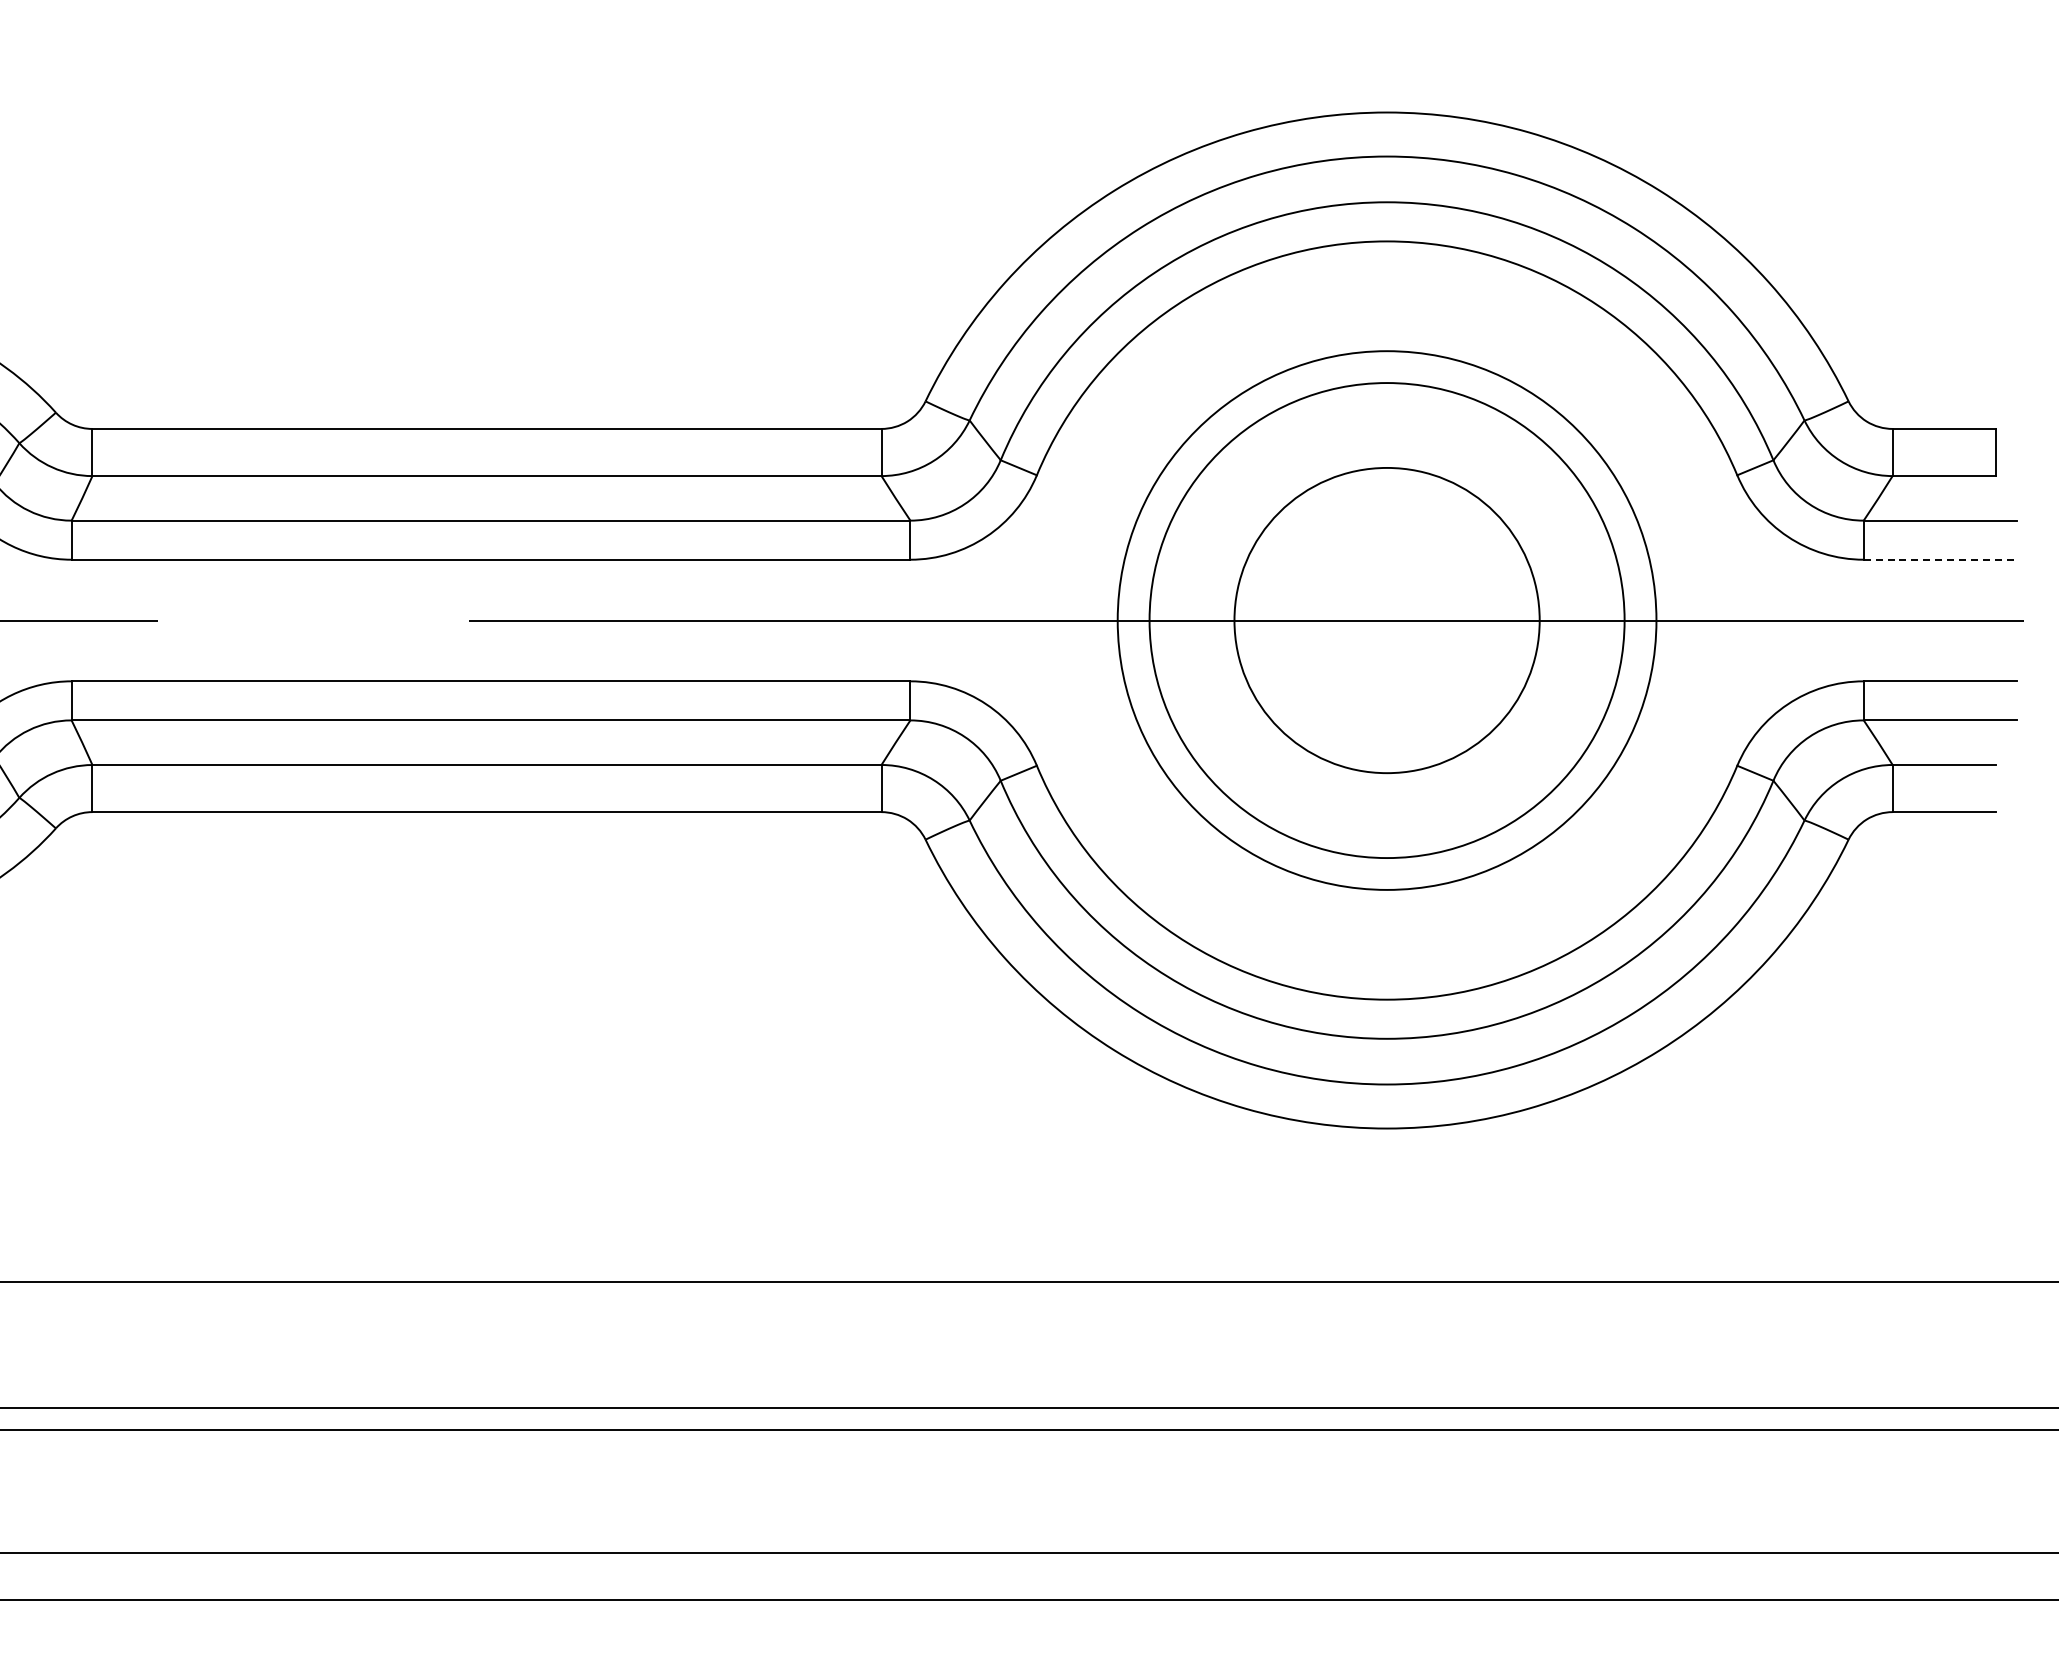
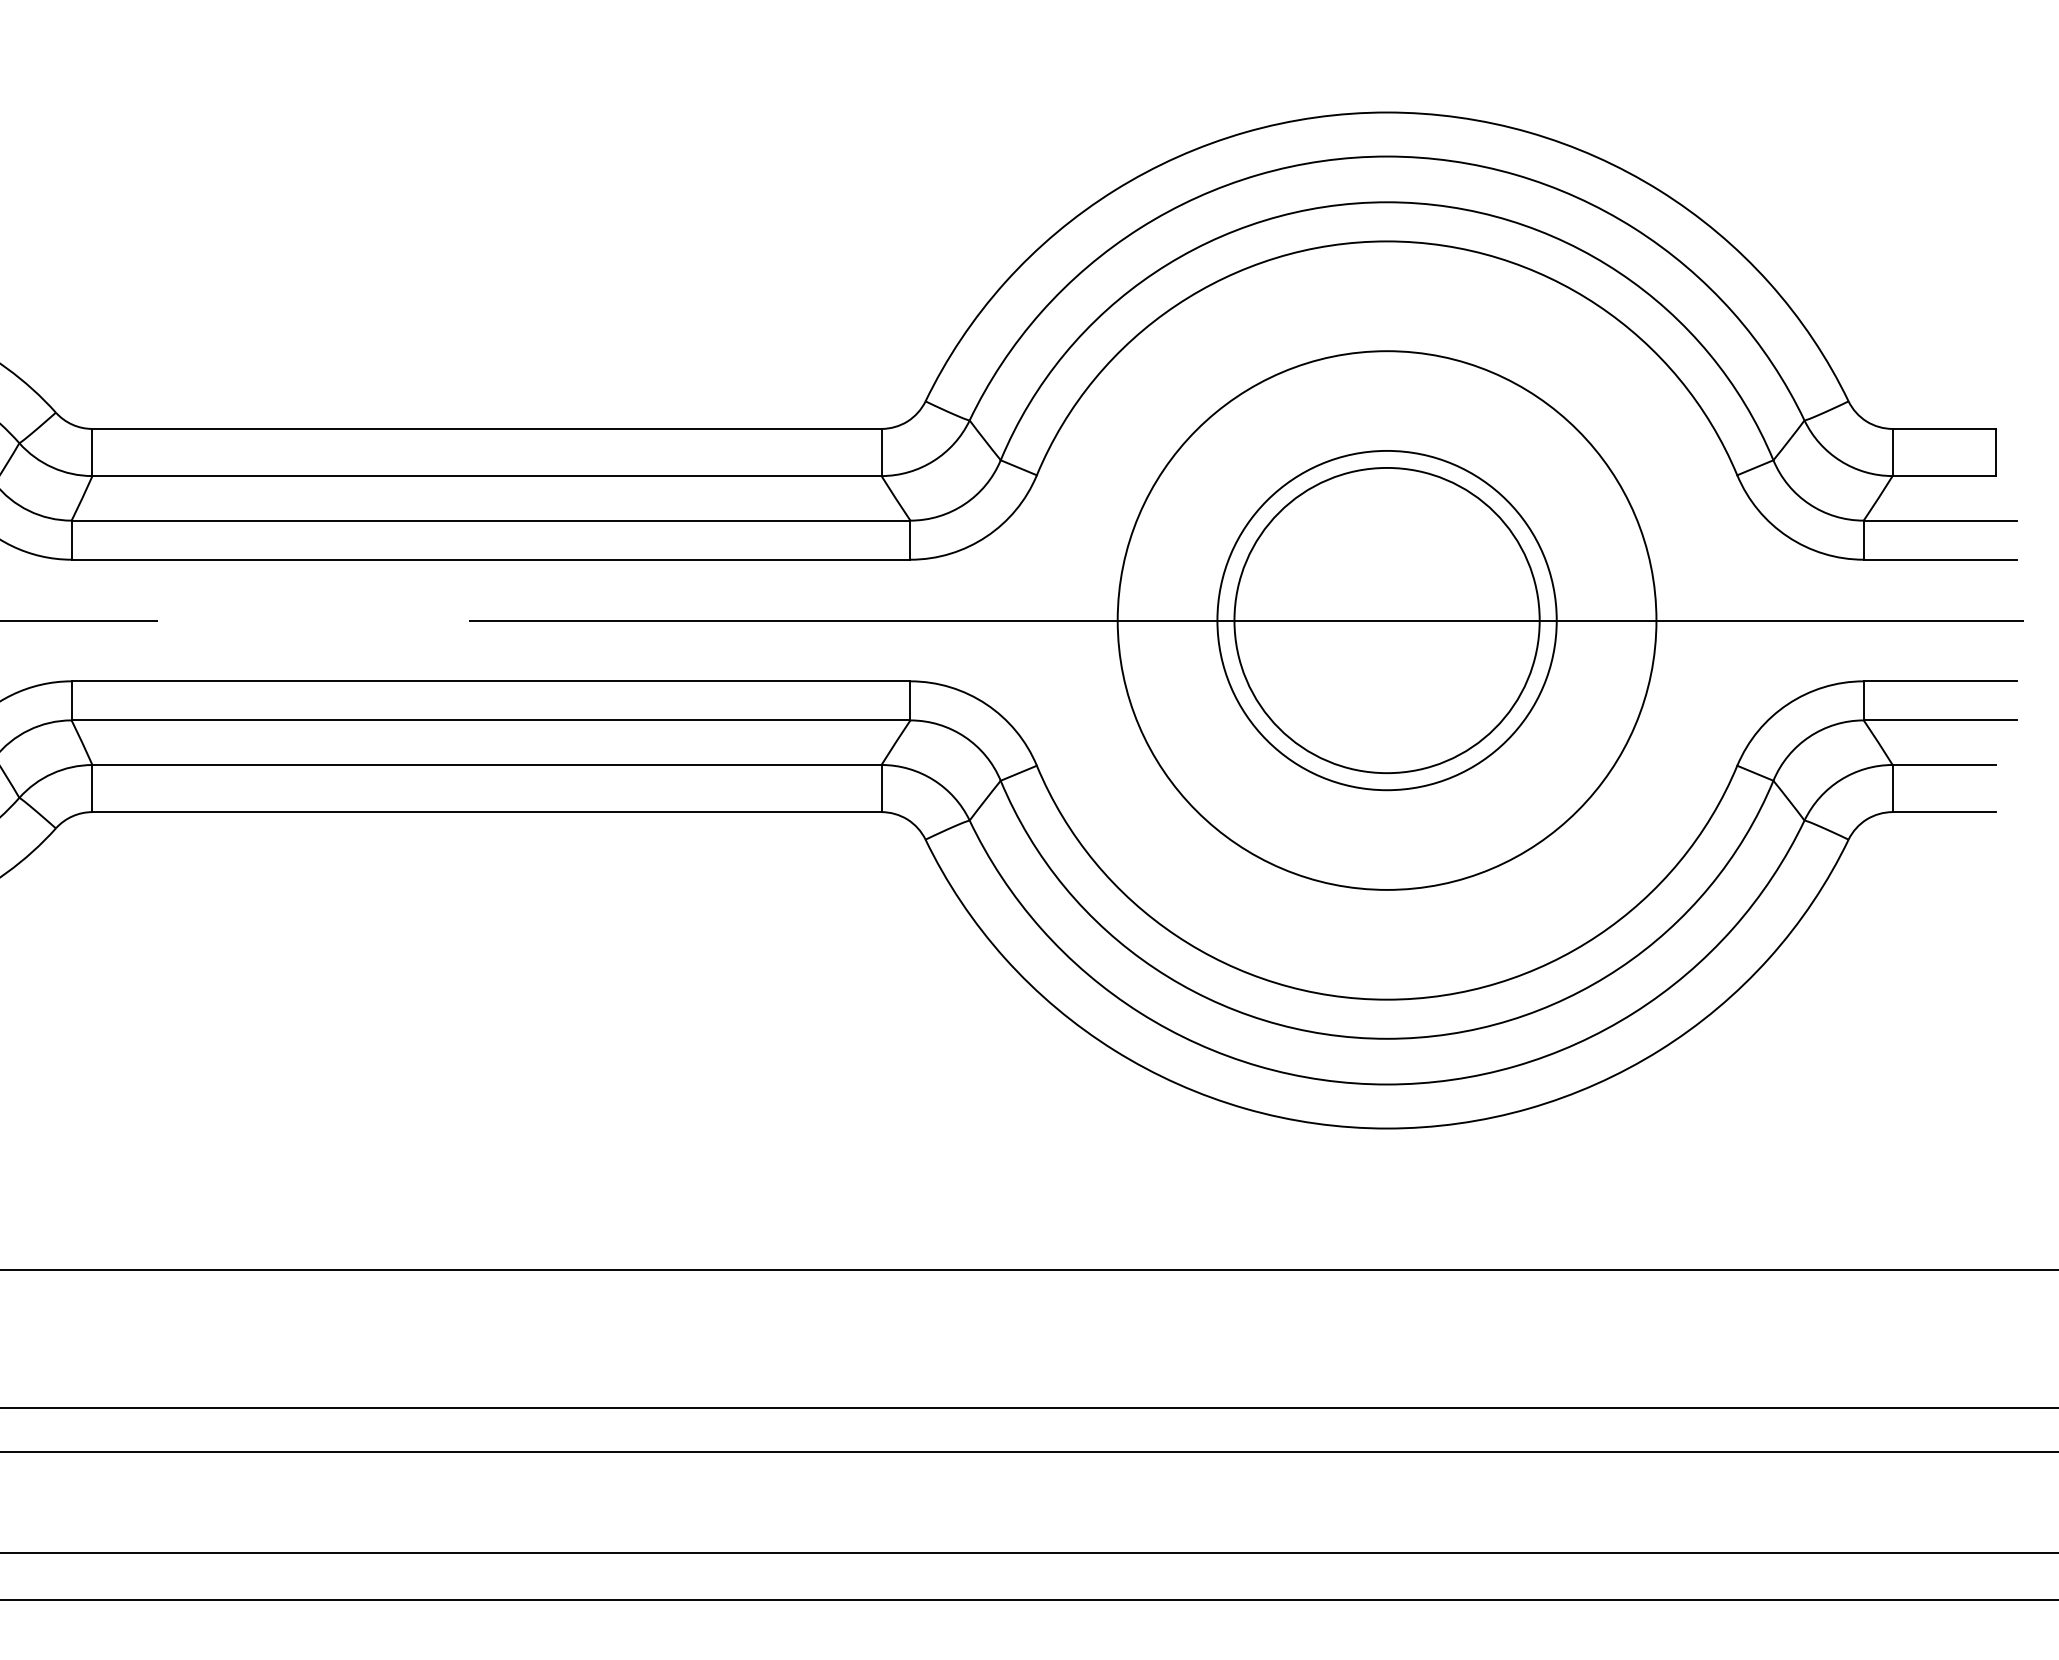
line: dashed -> solid (1940, 559)
circle diameter: 475 px -> 339 px (1386, 620)
line position: (1028, 1282) -> (1028, 1270) (1028, 1270)
line position: (1028, 1429) -> (1028, 1451) (1028, 1451)
